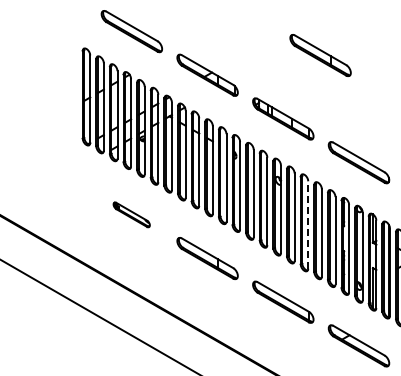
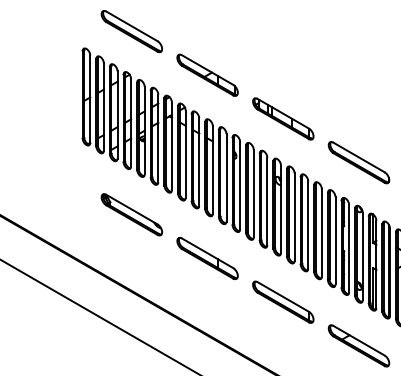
part: present -> none (320, 55)
part size: 39x28 px -> 63x44 px (131, 214)
line: dashed -> solid (308, 225)
